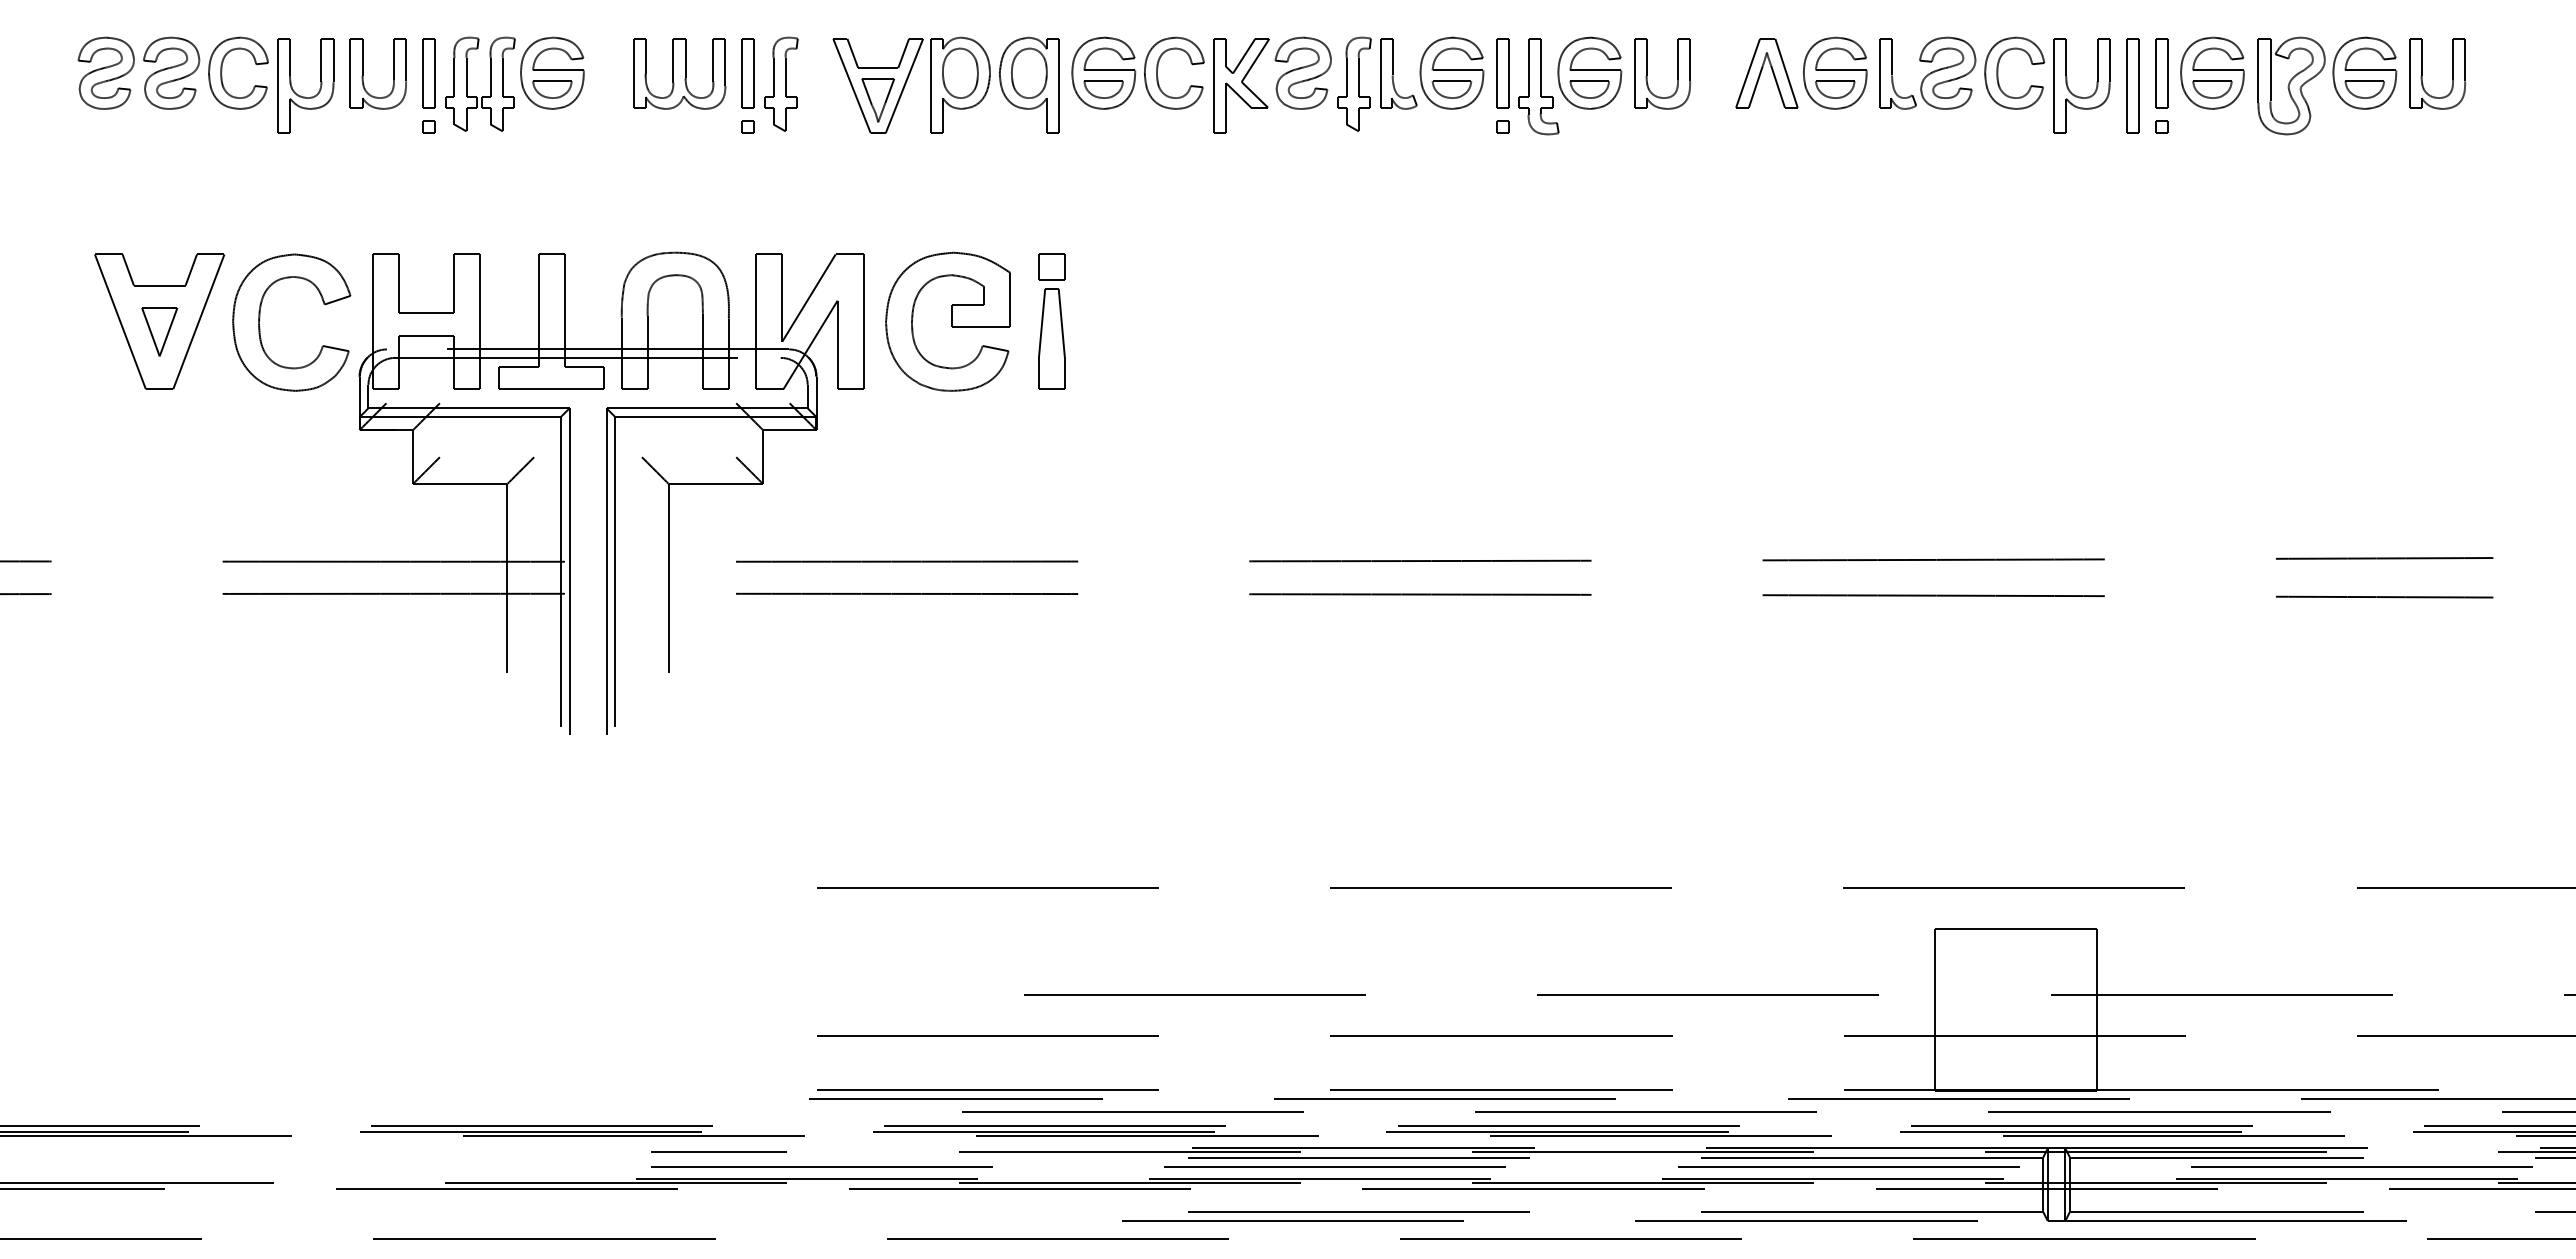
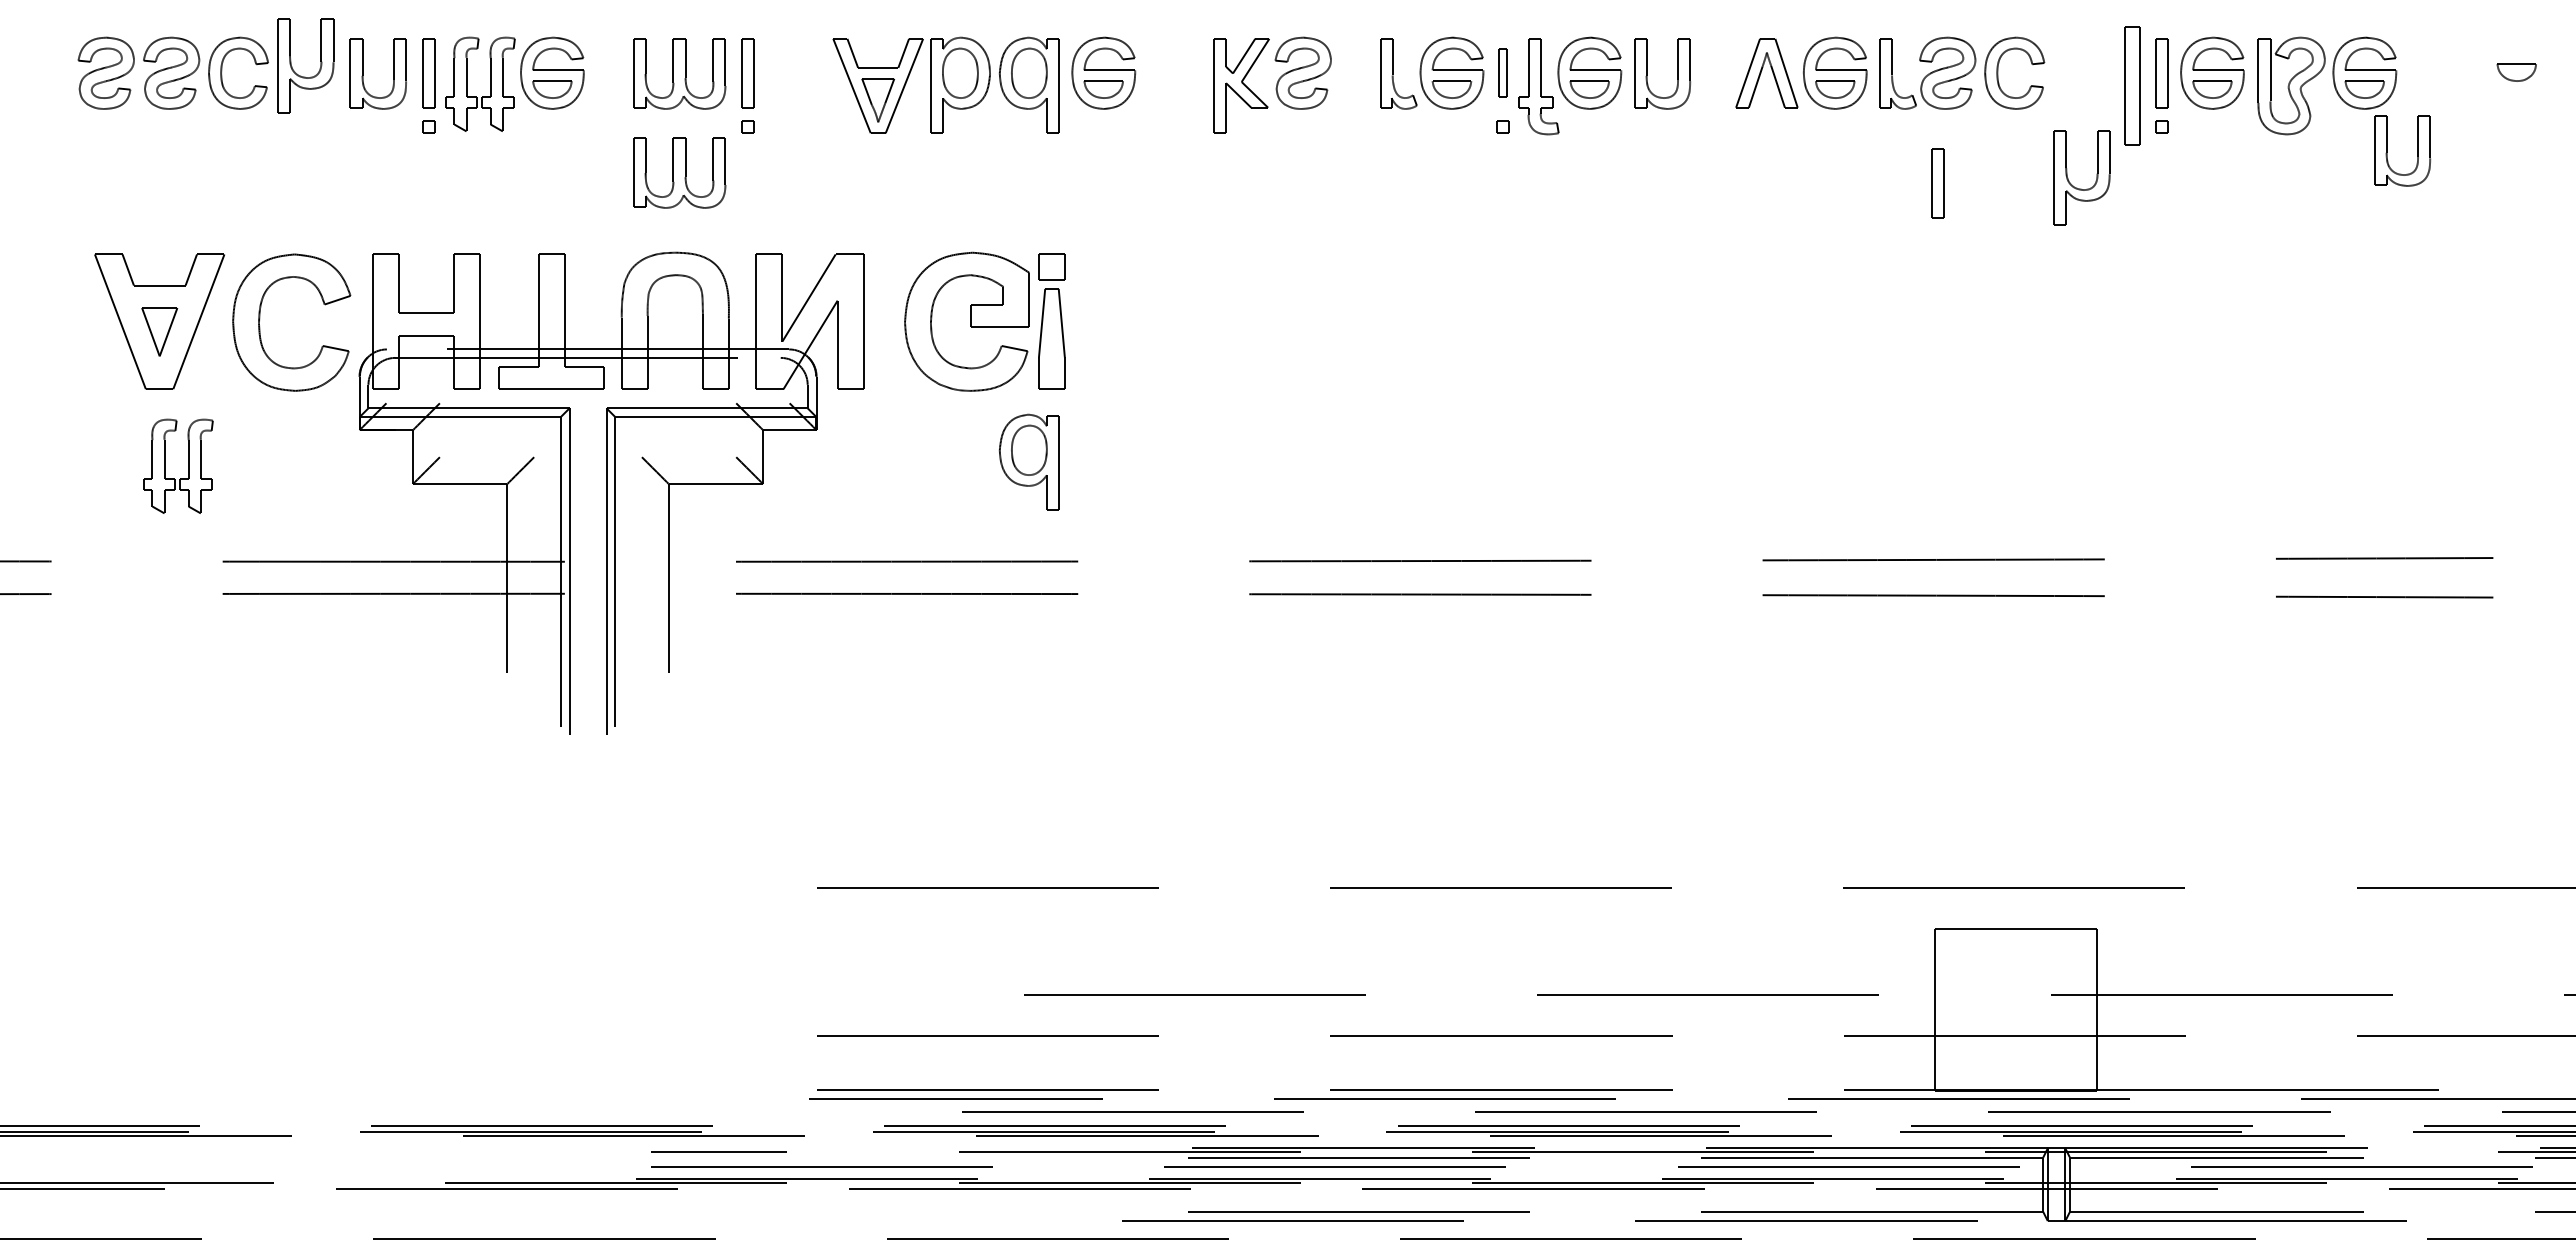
part: present -> none (1158, 68)
part: none -> present (2516, 72)
part size: 14x71 px -> 10x50 px (1502, 72)
part position: (2422, 73) -> (2387, 150) (2387, 150)
part: present -> none (781, 83)
part: present -> none (1354, 83)
part size: 14x96 px -> 17x120 px (2132, 85)
part position: (2077, 95) -> (2077, 187) (2077, 187)
part position: (305, 96) -> (305, 76) (305, 76)
part: none -> present (679, 172)
part: none -> present (1937, 183)
part position: (947, 321) -> (966, 321) (966, 321)
part: none -> present (1028, 461)
part: none -> present (188, 465)
